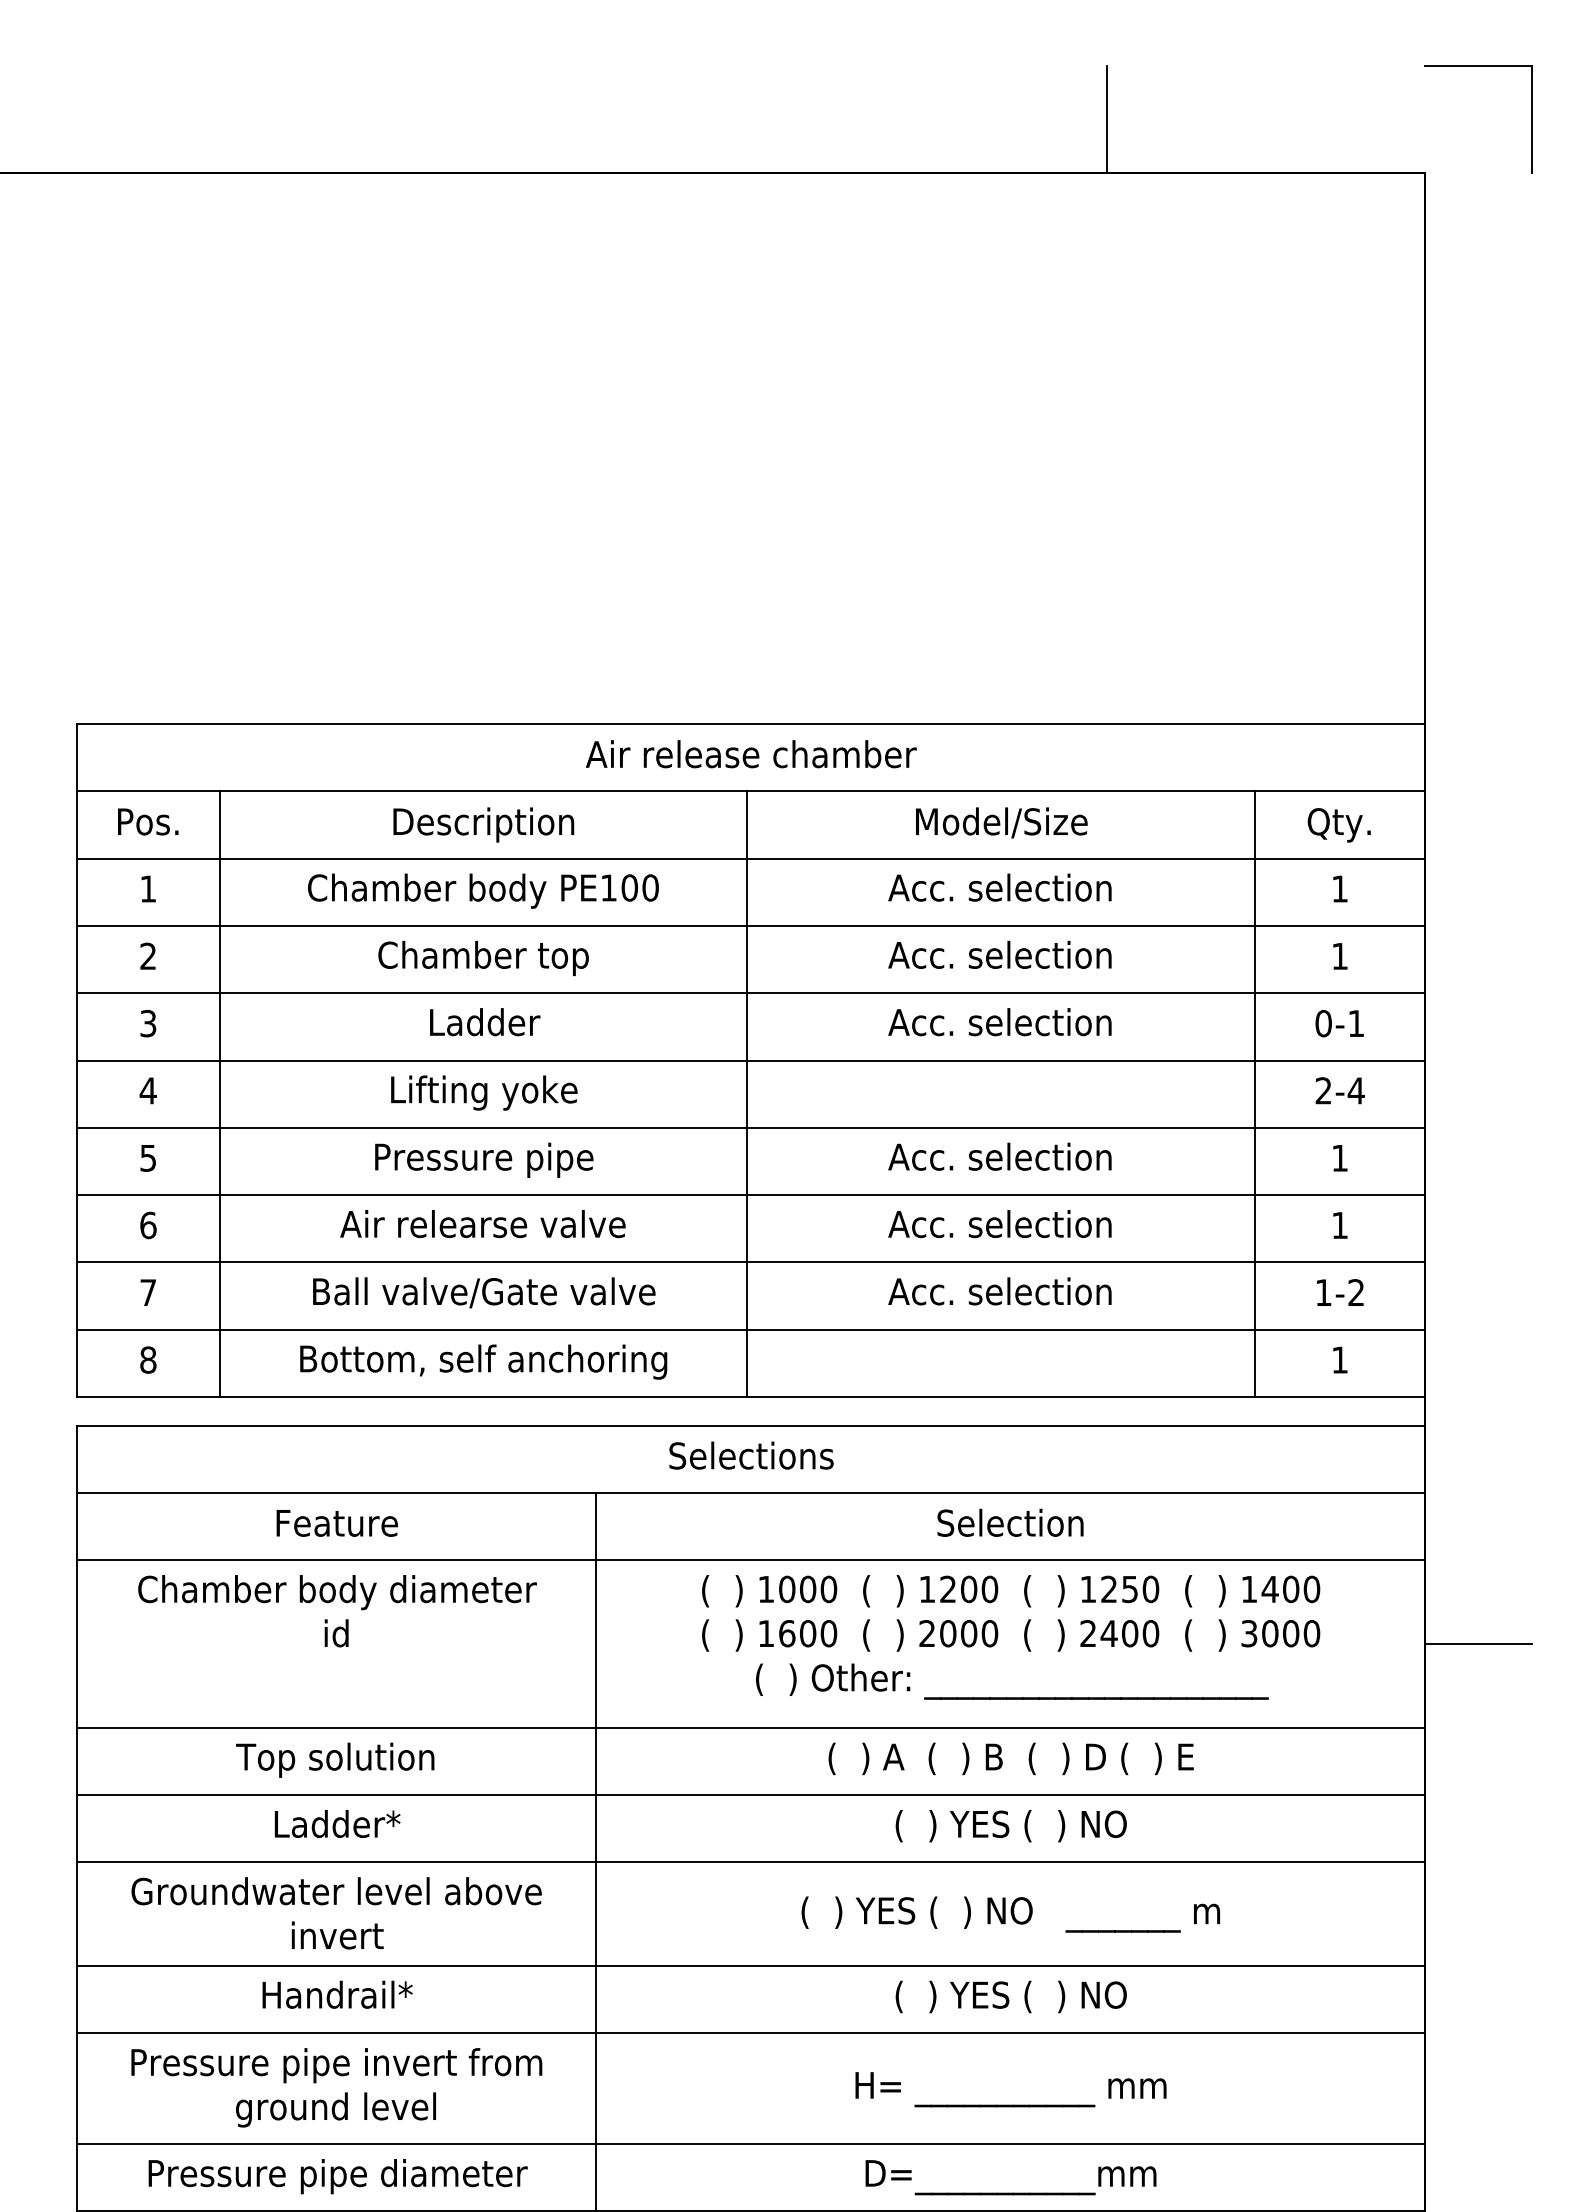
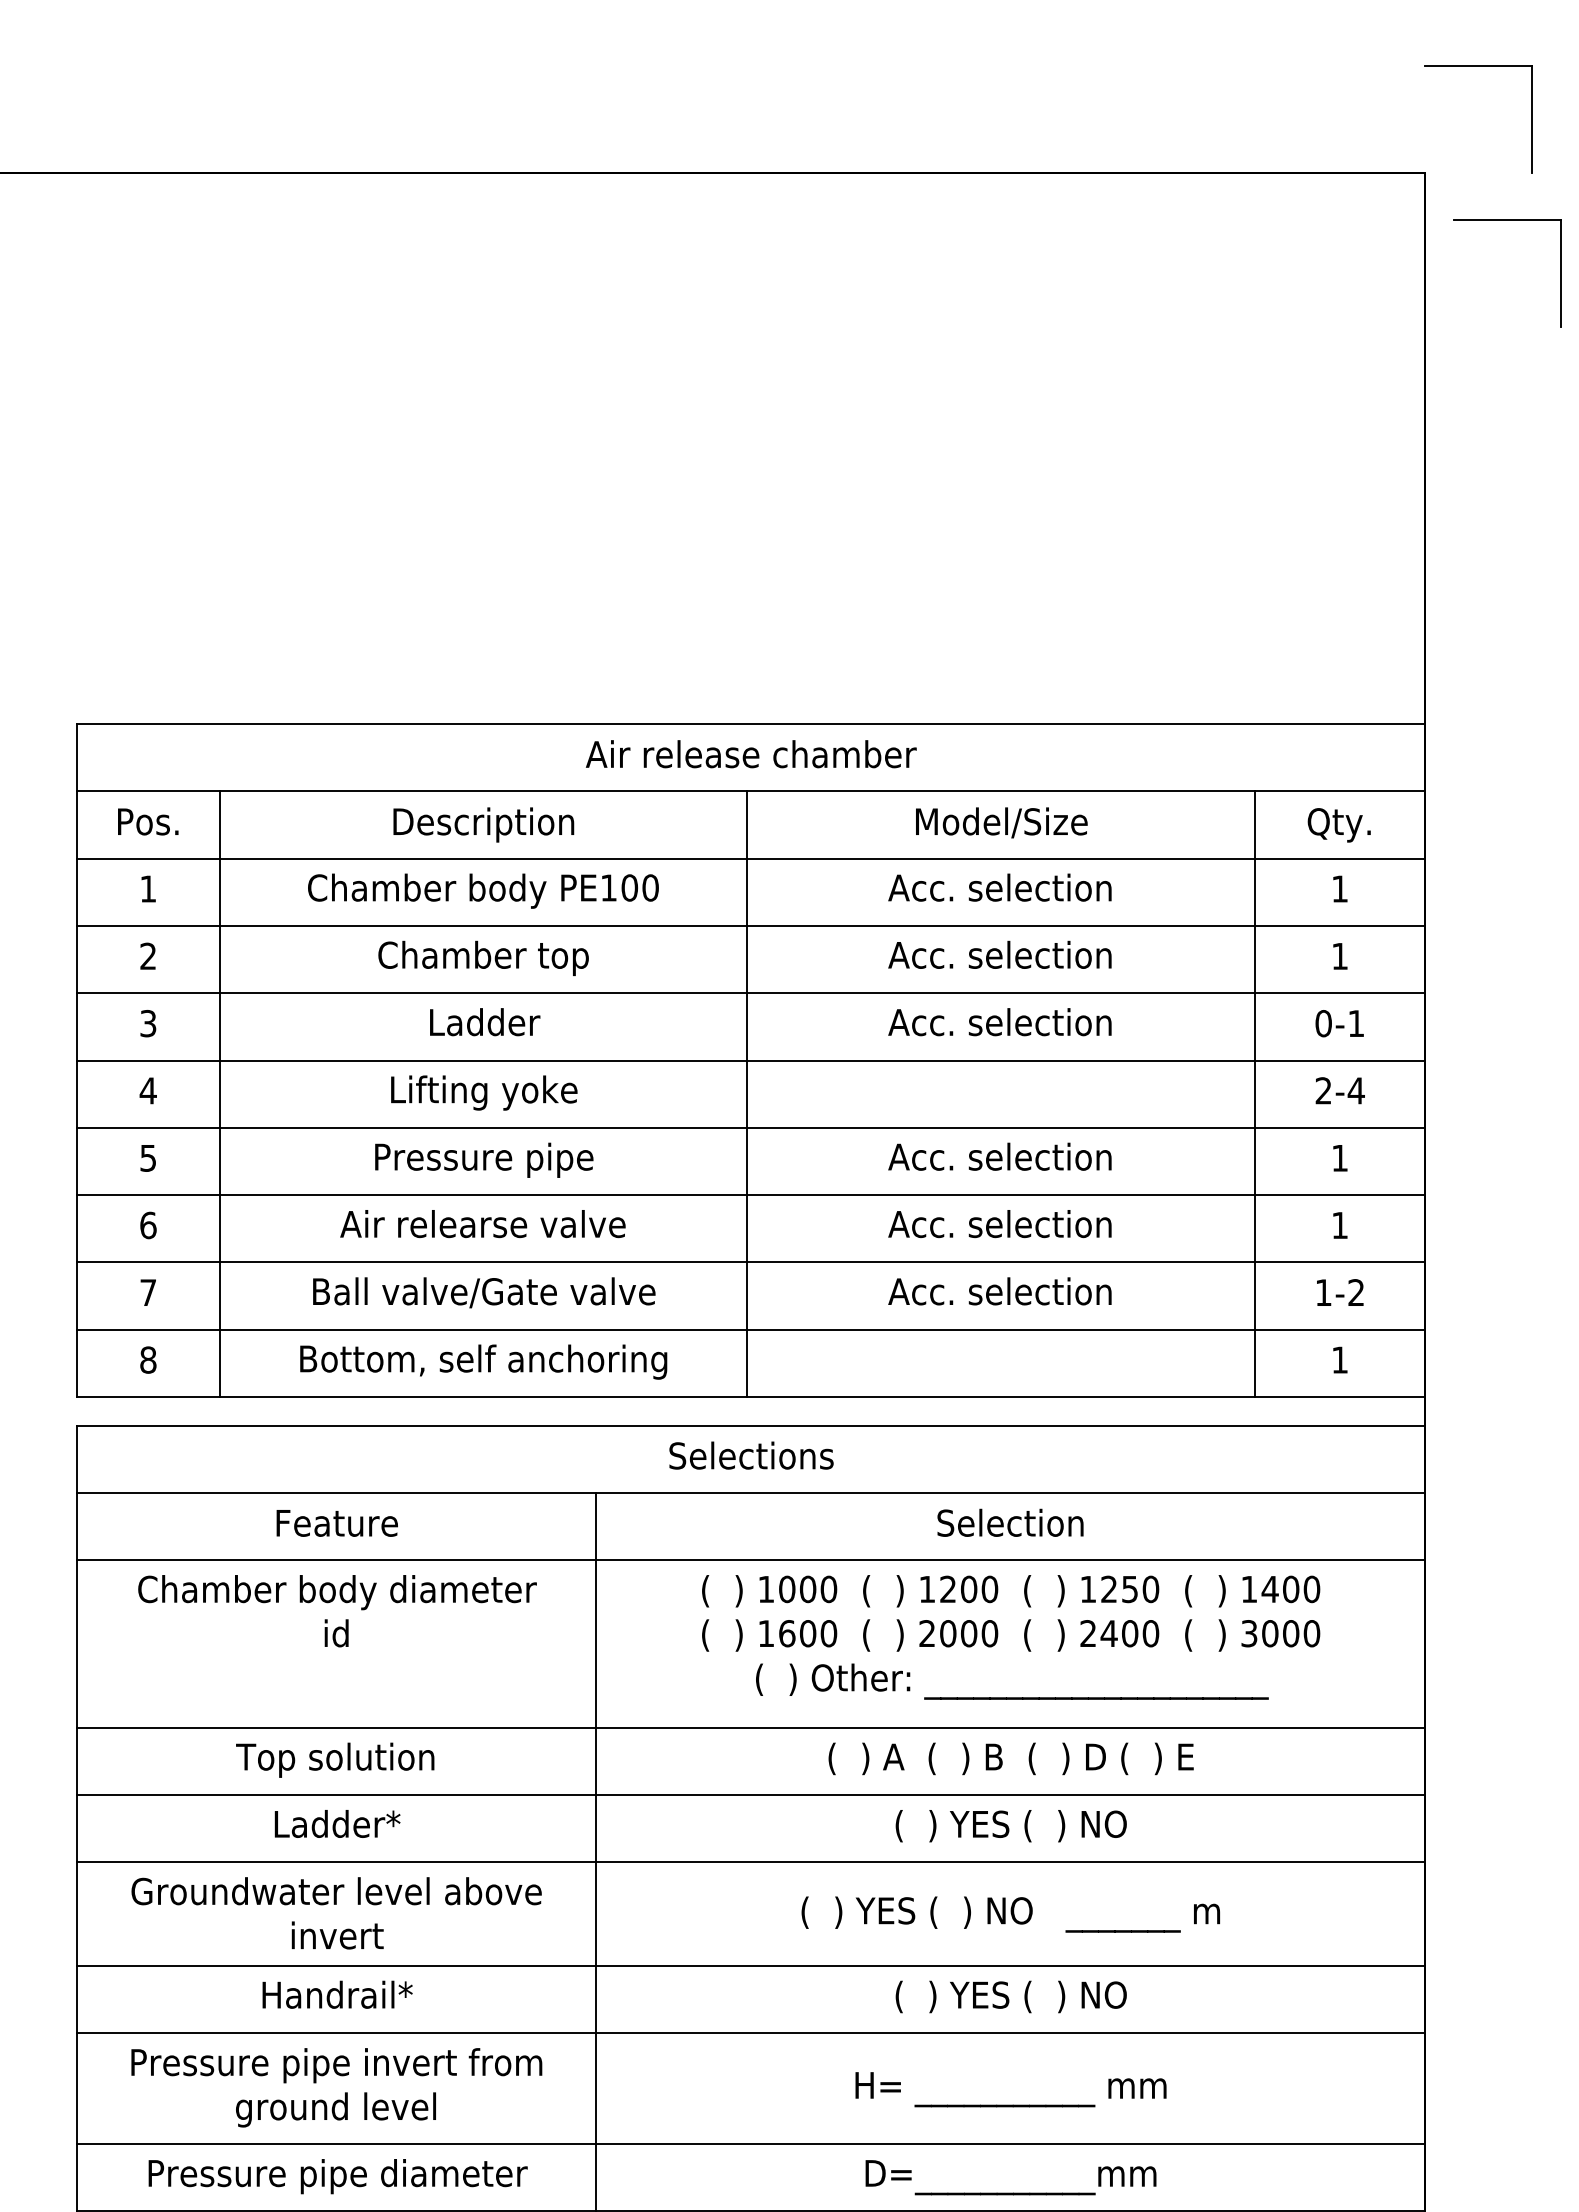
line: present -> none (1106, 119)
part: none -> present (1507, 220)
line: present -> none (1478, 1644)
